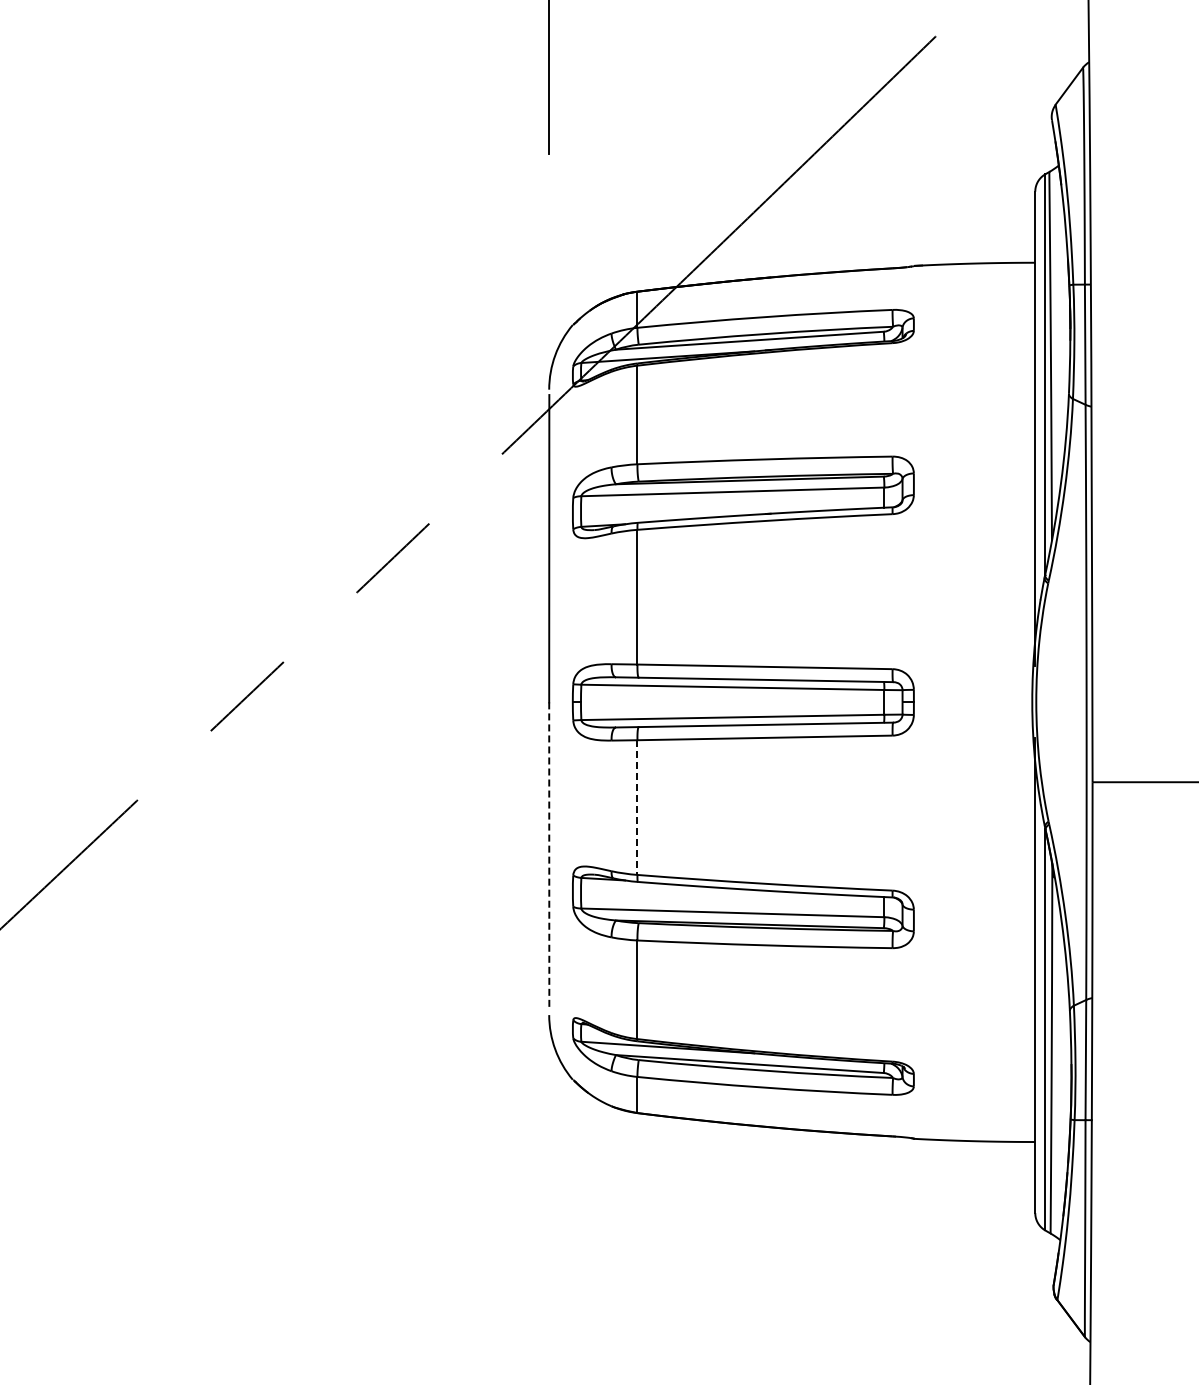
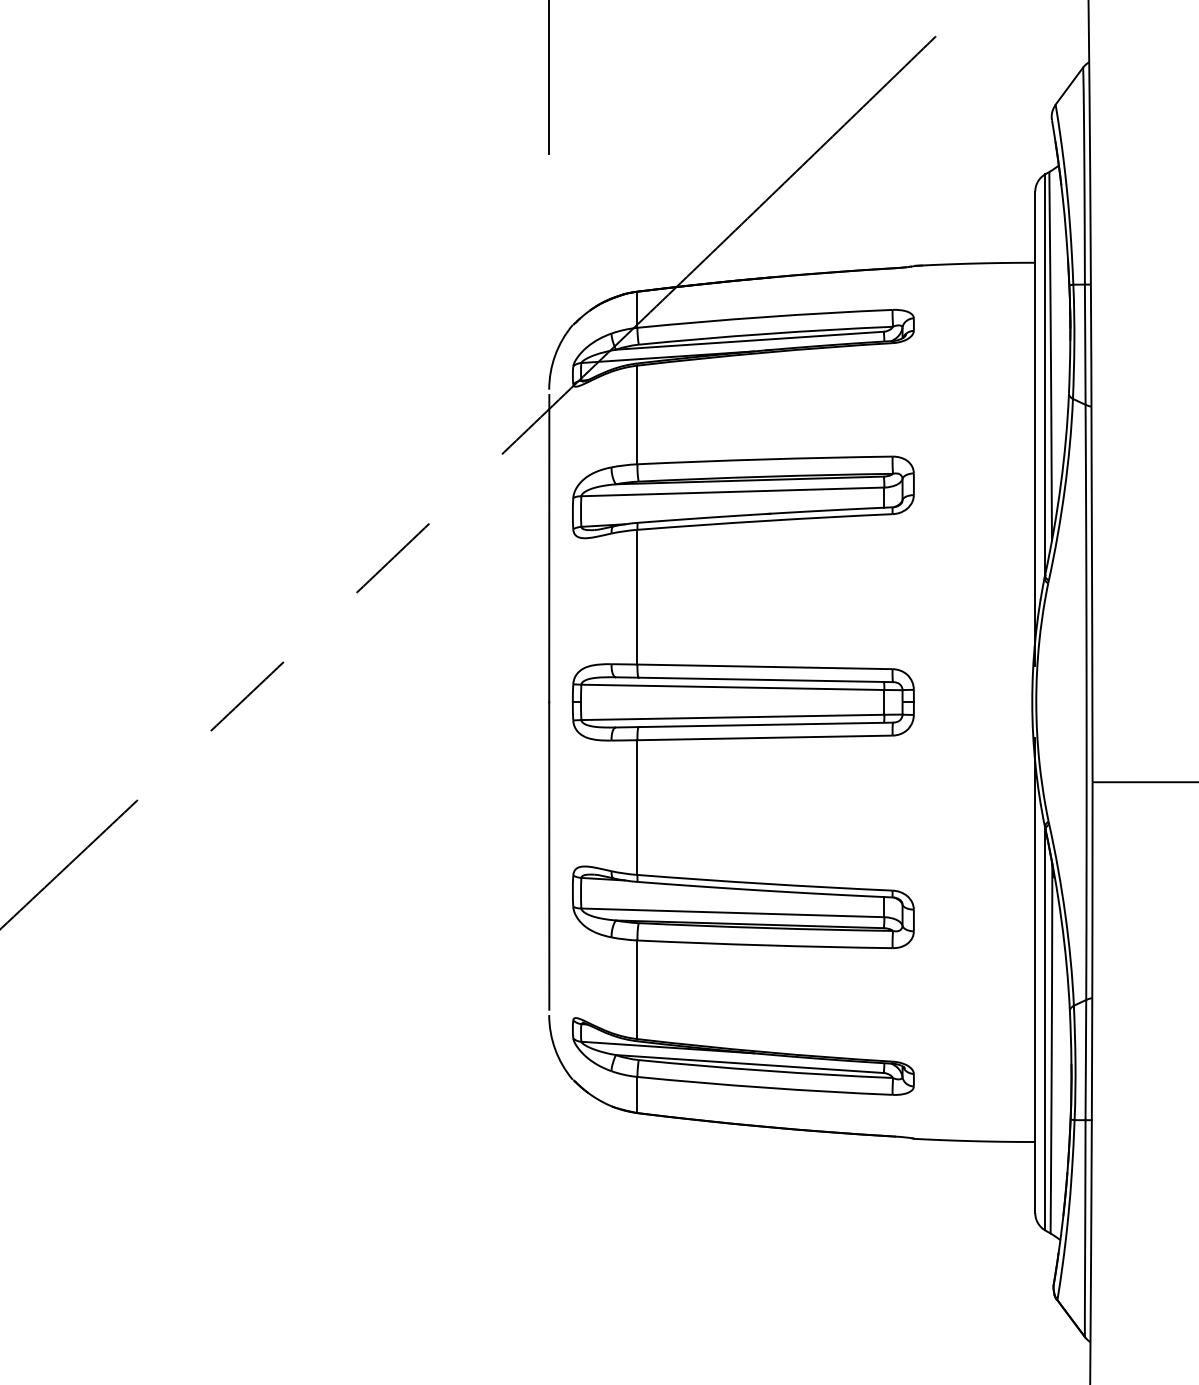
line: dashed -> solid (637, 808)
line: dashed -> solid (549, 856)
